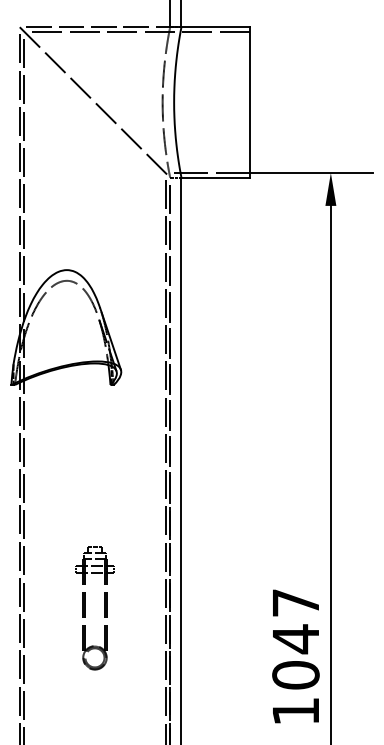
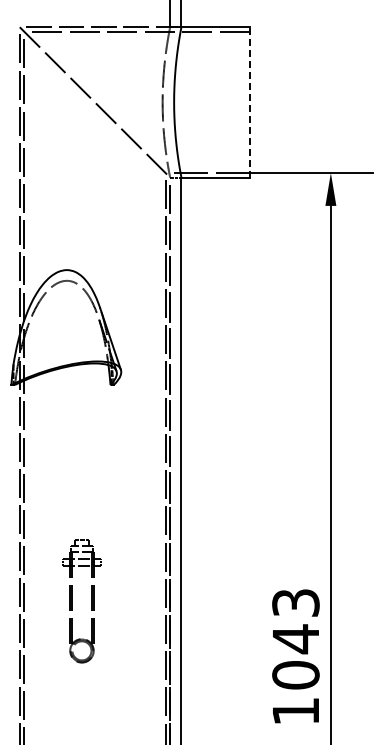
line: solid -> dashed (250, 101)
text: 1047 -> 1043 (295, 602)
part position: (85, 608) -> (72, 601) (72, 601)
